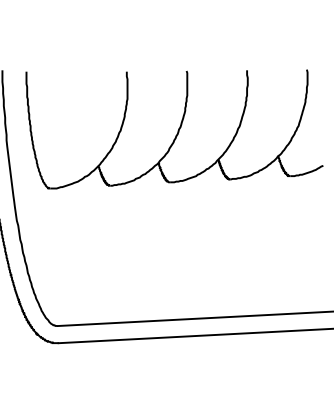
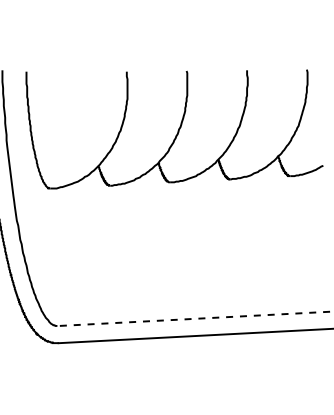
line: solid -> dashed (195, 318)
